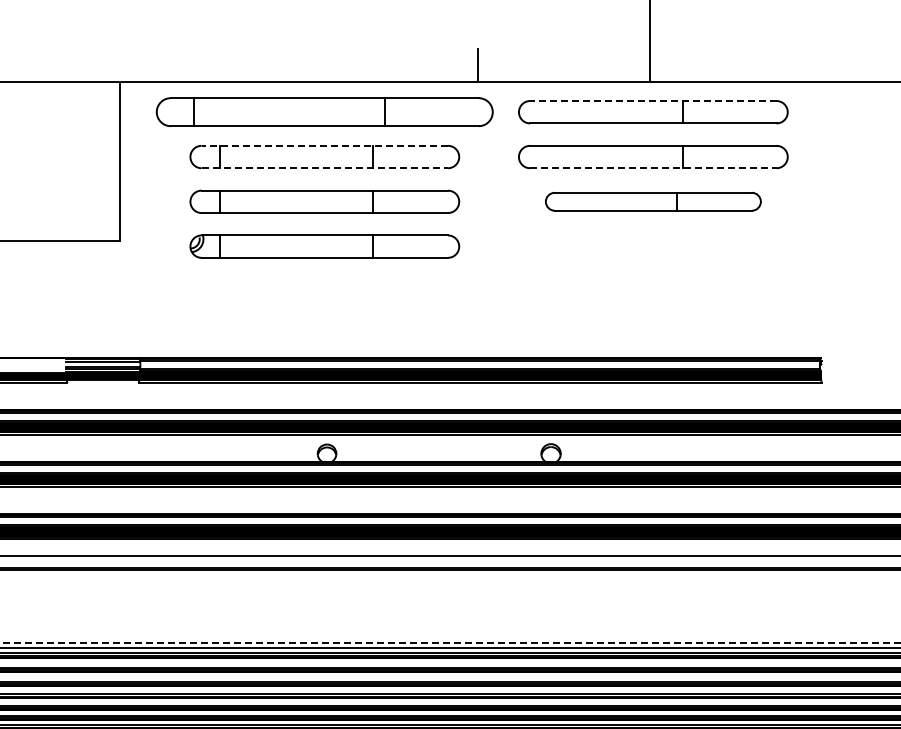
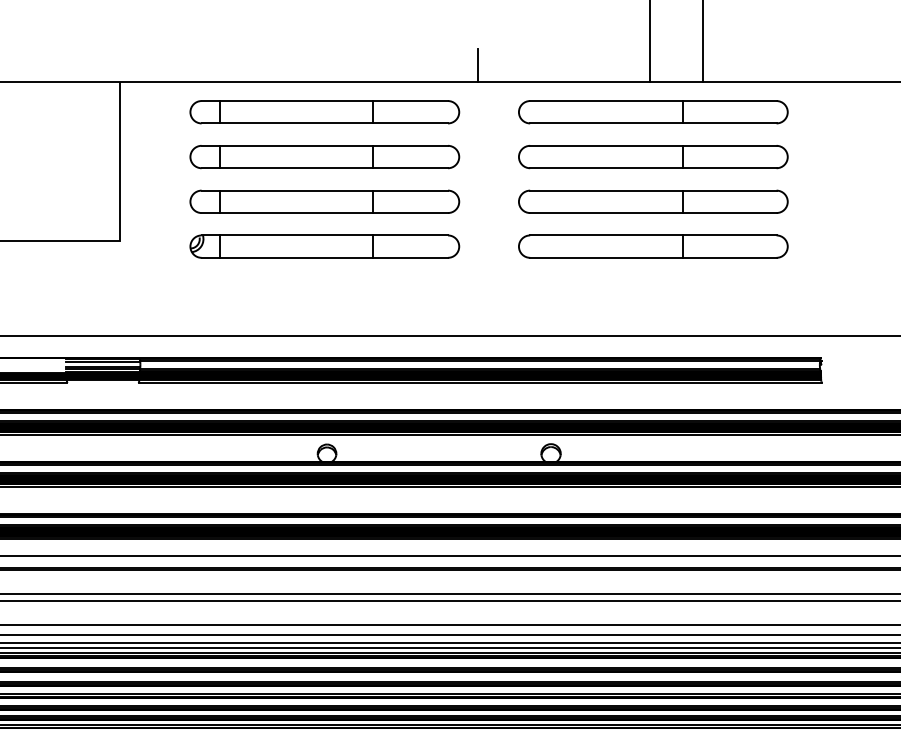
line: none -> present (702, 42)
line: dashed -> solid (652, 101)
part size: 339x30 px -> 272x25 px (324, 112)
line: dashed -> solid (324, 145)
line: dashed -> solid (325, 168)
line: dashed -> solid (653, 168)
part size: 217x20 px -> 271x25 px (653, 201)
part: none -> present (653, 246)
line: none -> present (449, 336)
line: none -> present (449, 593)
line: none -> present (449, 601)
line: none -> present (449, 624)
line: none -> present (449, 635)
line: dashed -> solid (450, 643)
